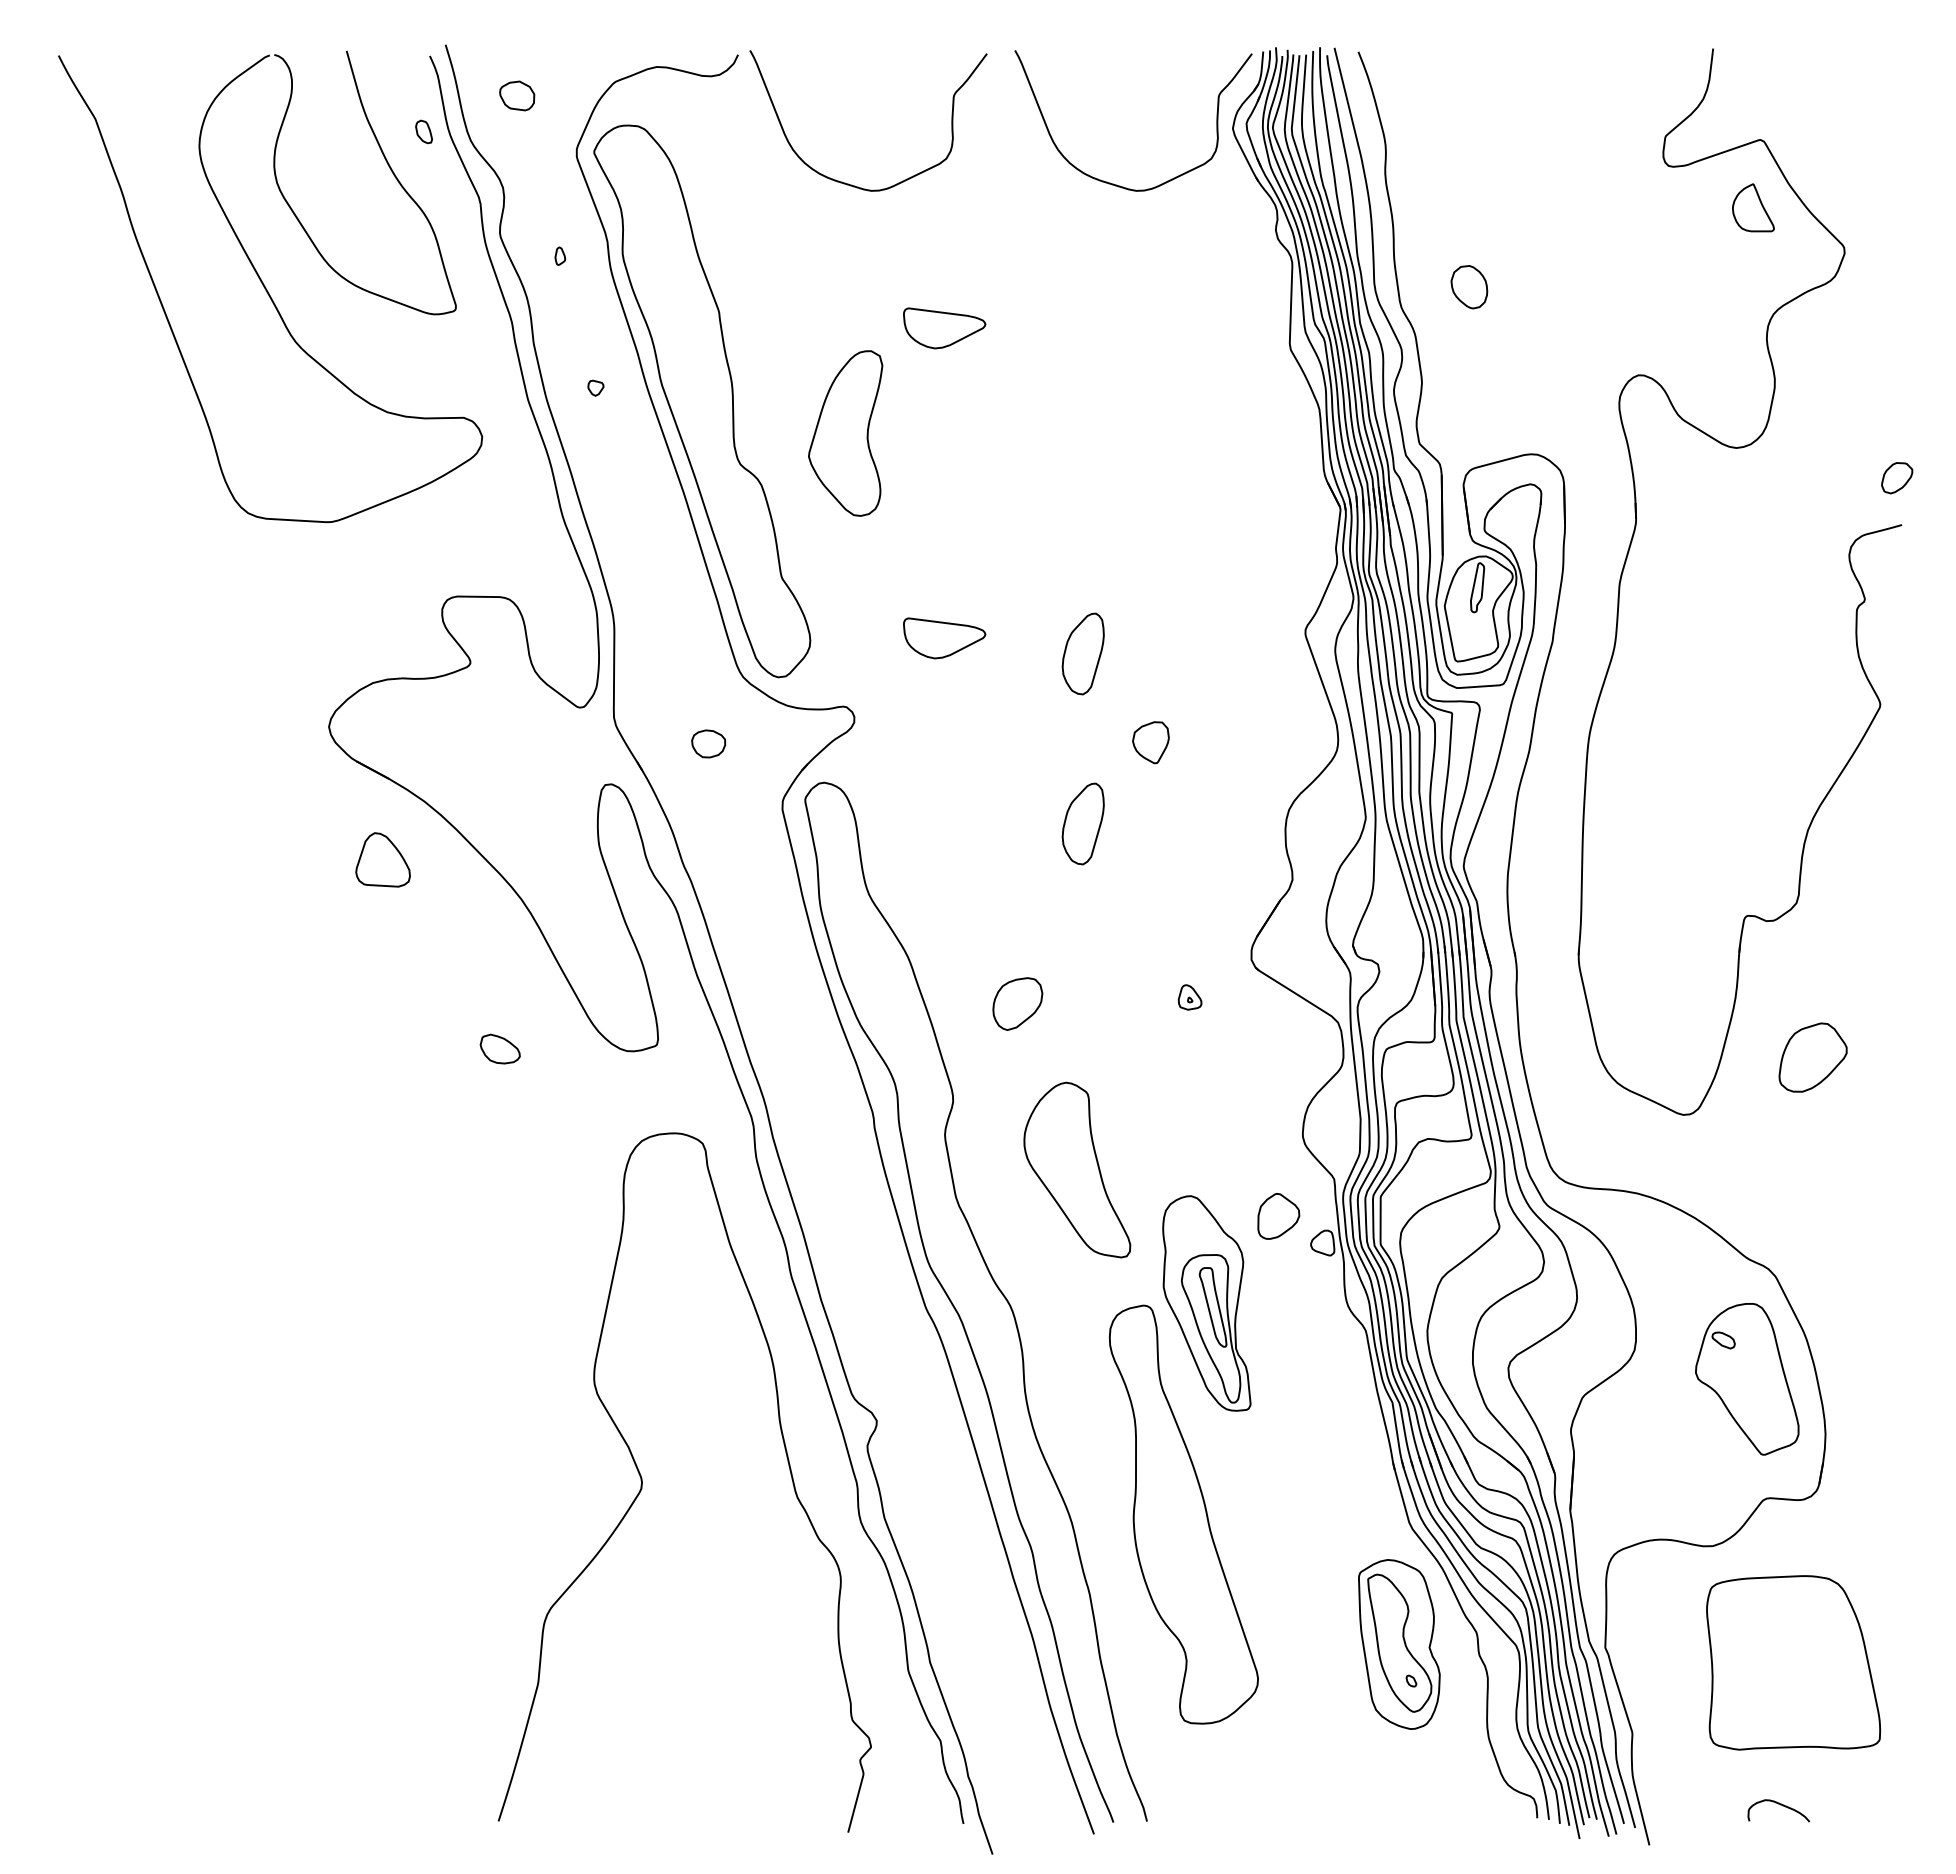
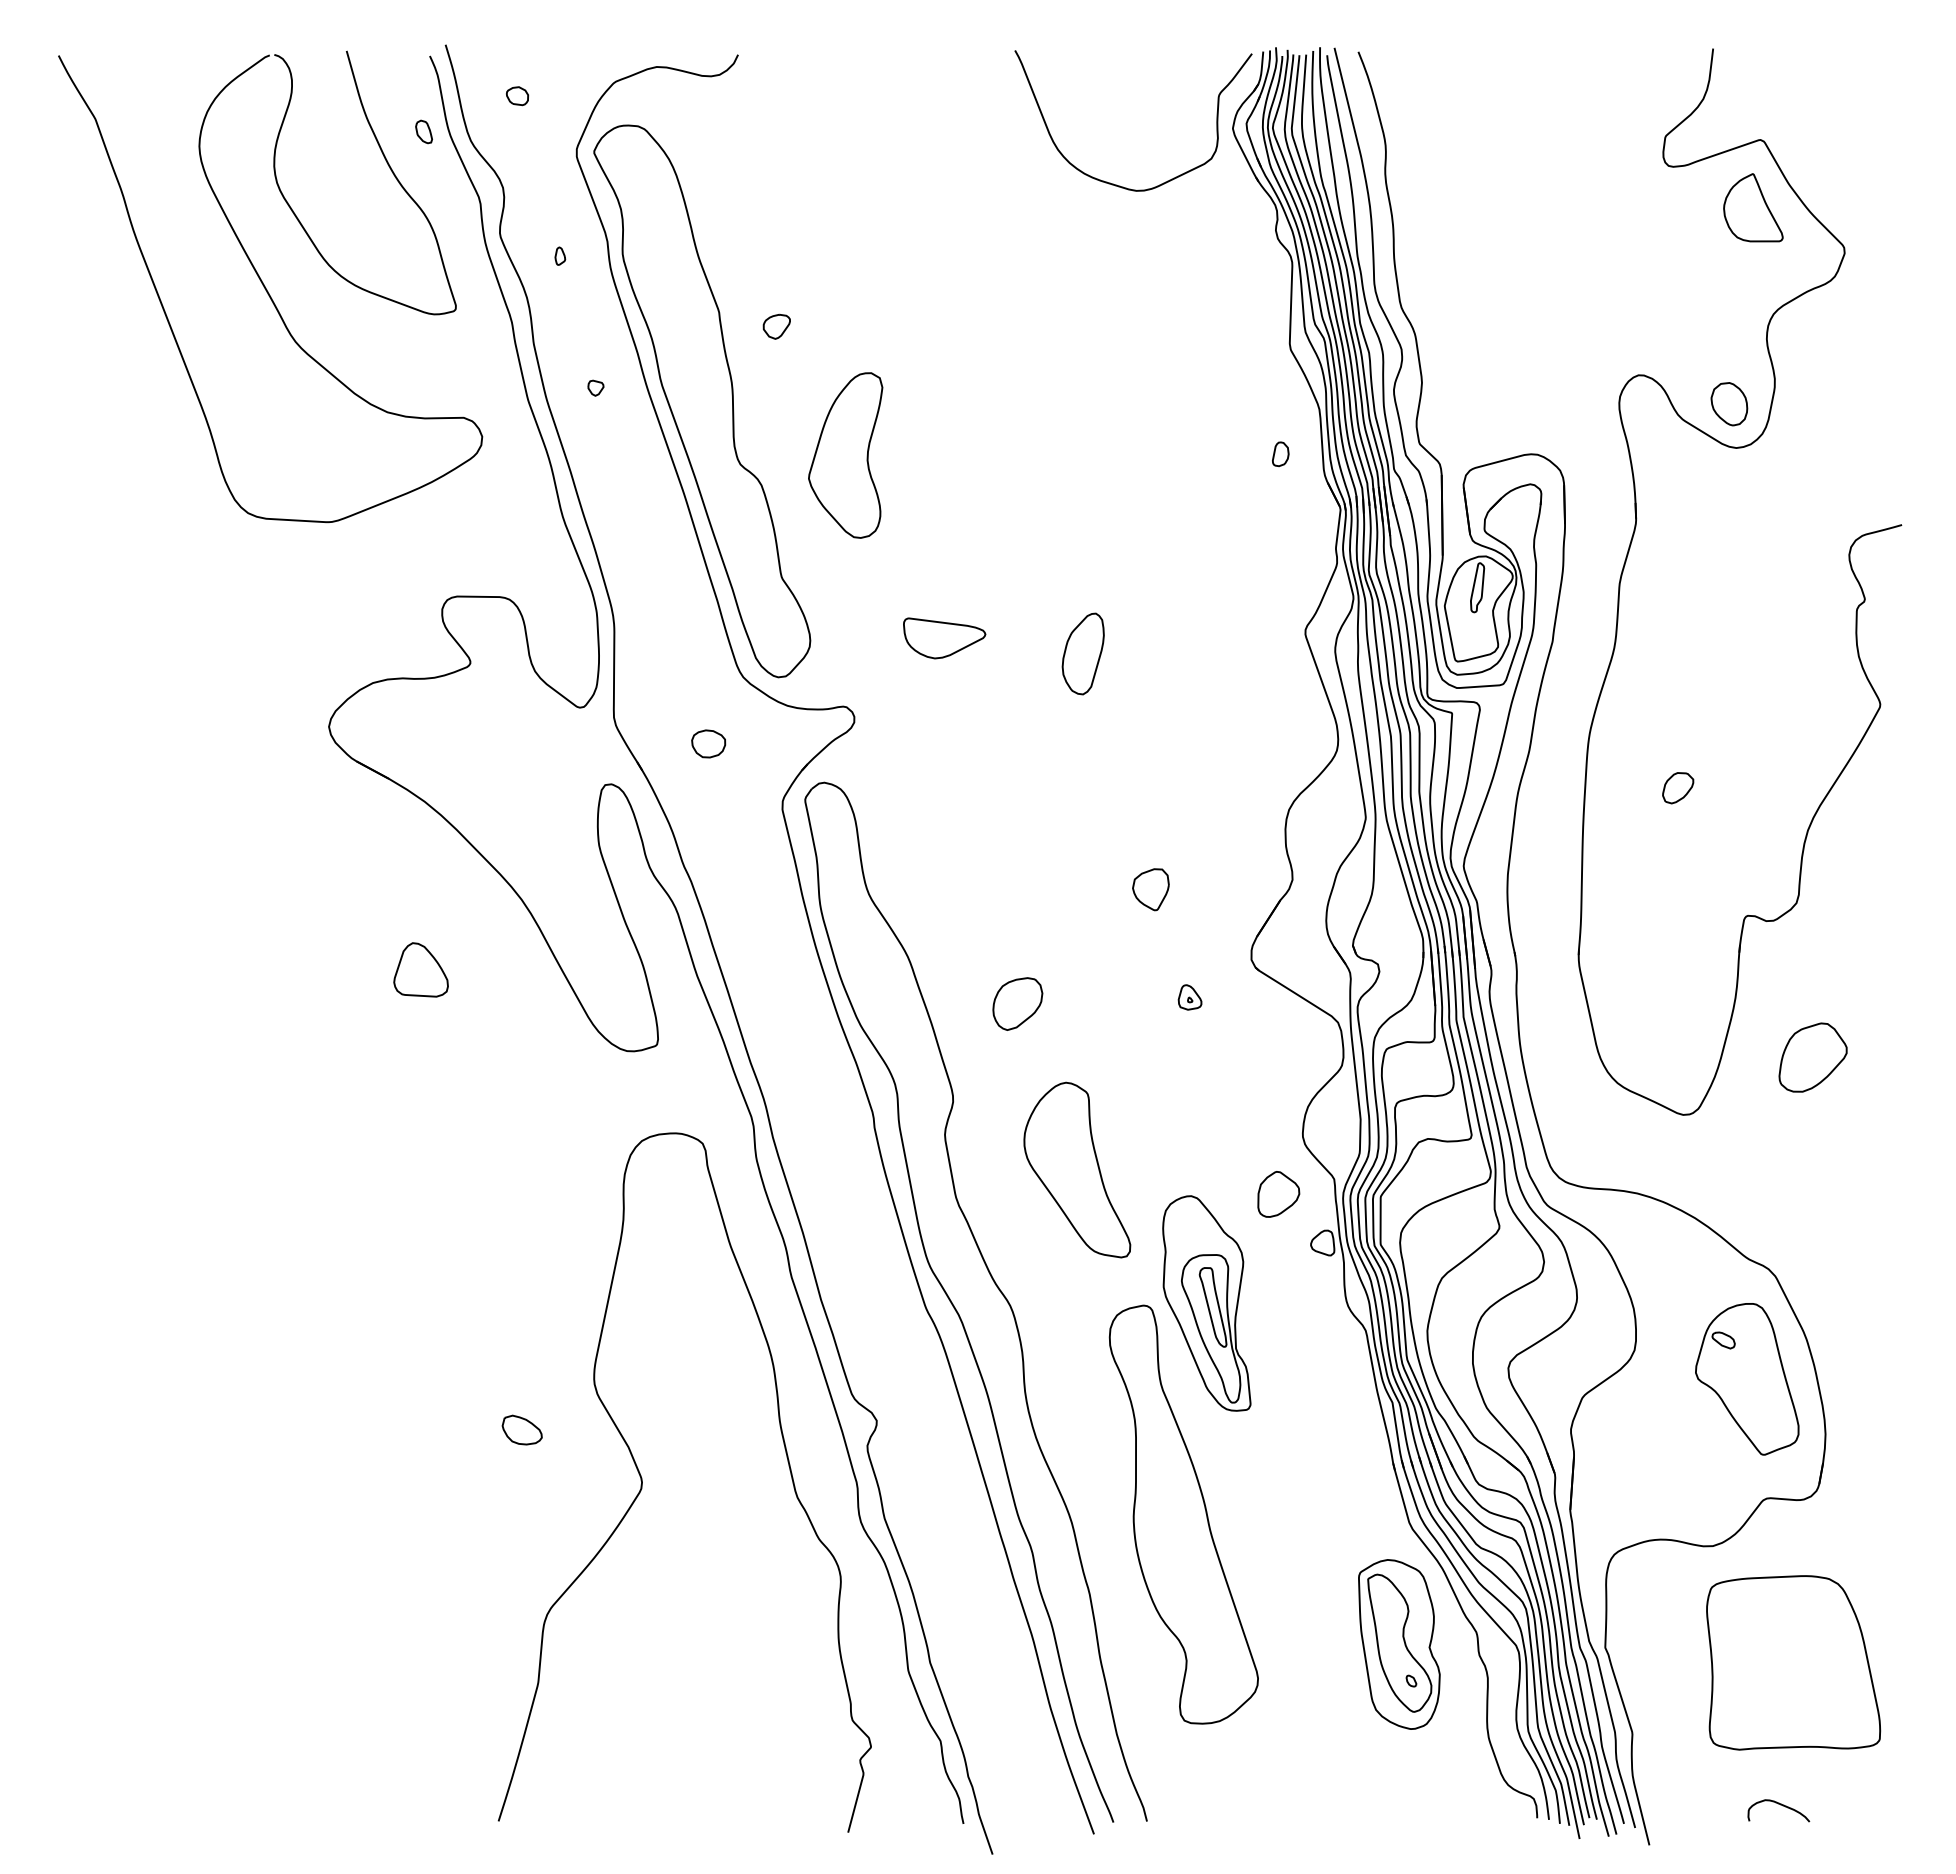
part size: 37x32 px -> 24x21 px (517, 96)
curve: present -> none (848, 183)
part size: 43x50 px -> 61x70 px (1753, 207)
part position: (1469, 287) -> (1729, 404) (1729, 404)
part: none -> present (776, 326)
part: present -> none (944, 328)
part position: (845, 433) -> (845, 455) (845, 455)
part: none -> present (1280, 453)
part position: (1897, 478) -> (1678, 788) (1678, 788)
part position: (1150, 742) -> (1150, 889) (1150, 889)
part: present -> none (1082, 823)
part position: (382, 859) -> (420, 969) (420, 969)
part position: (499, 1048) -> (521, 1429) (521, 1429)
part position: (1278, 1216) -> (1278, 1194) (1278, 1194)
